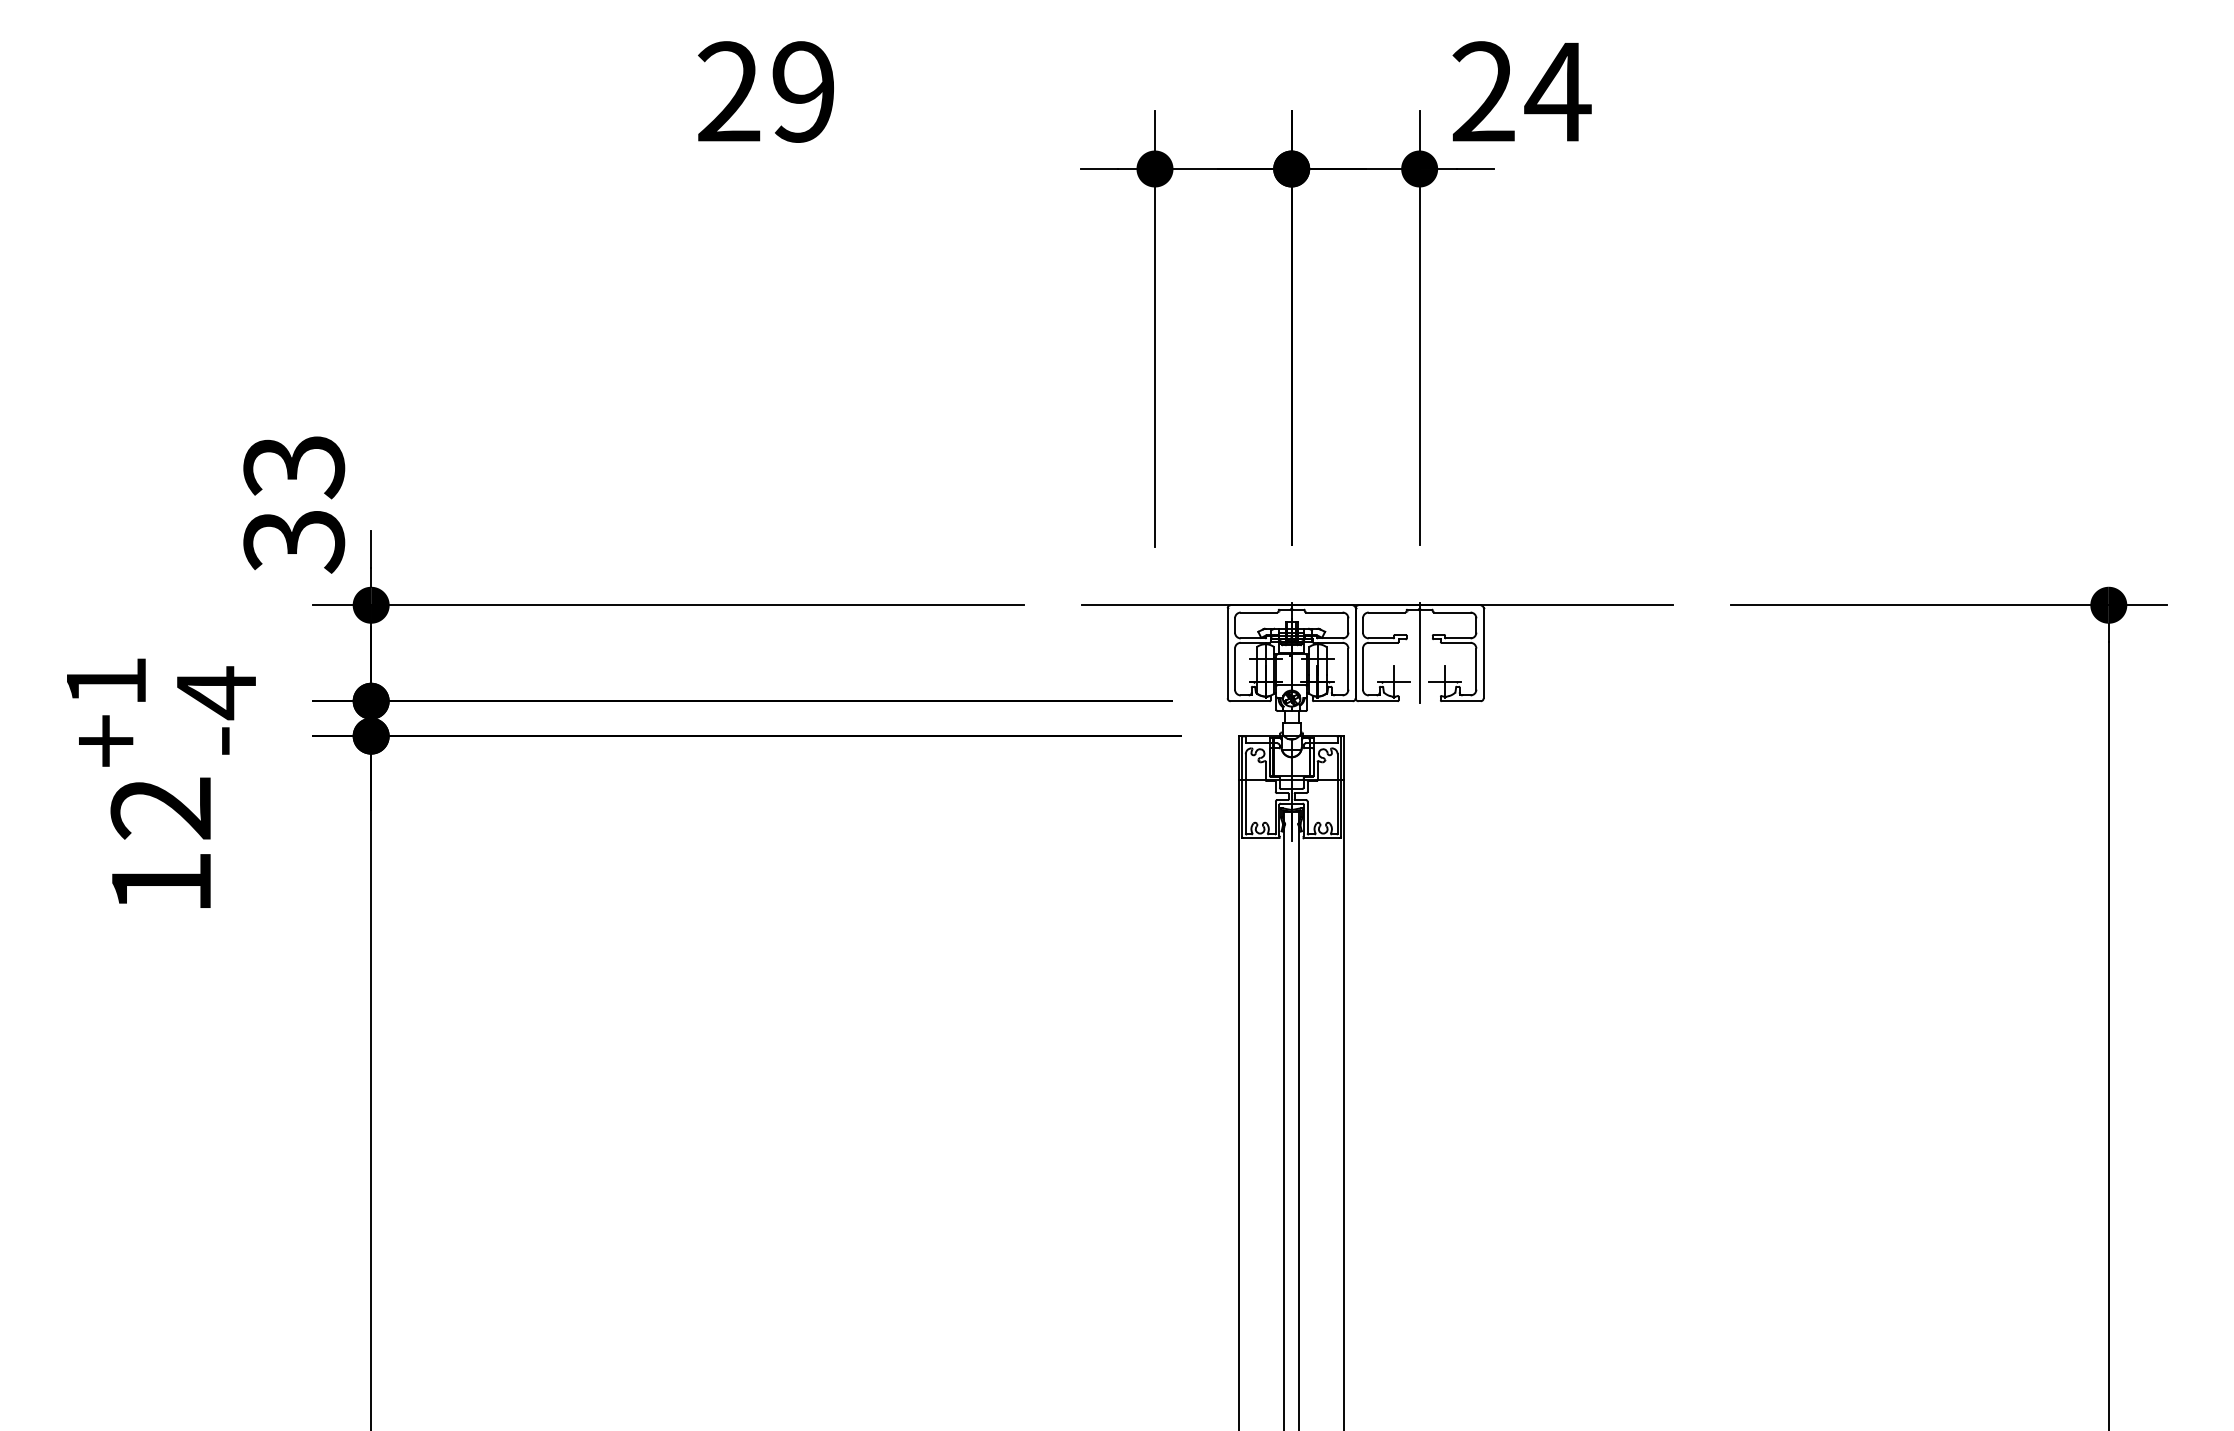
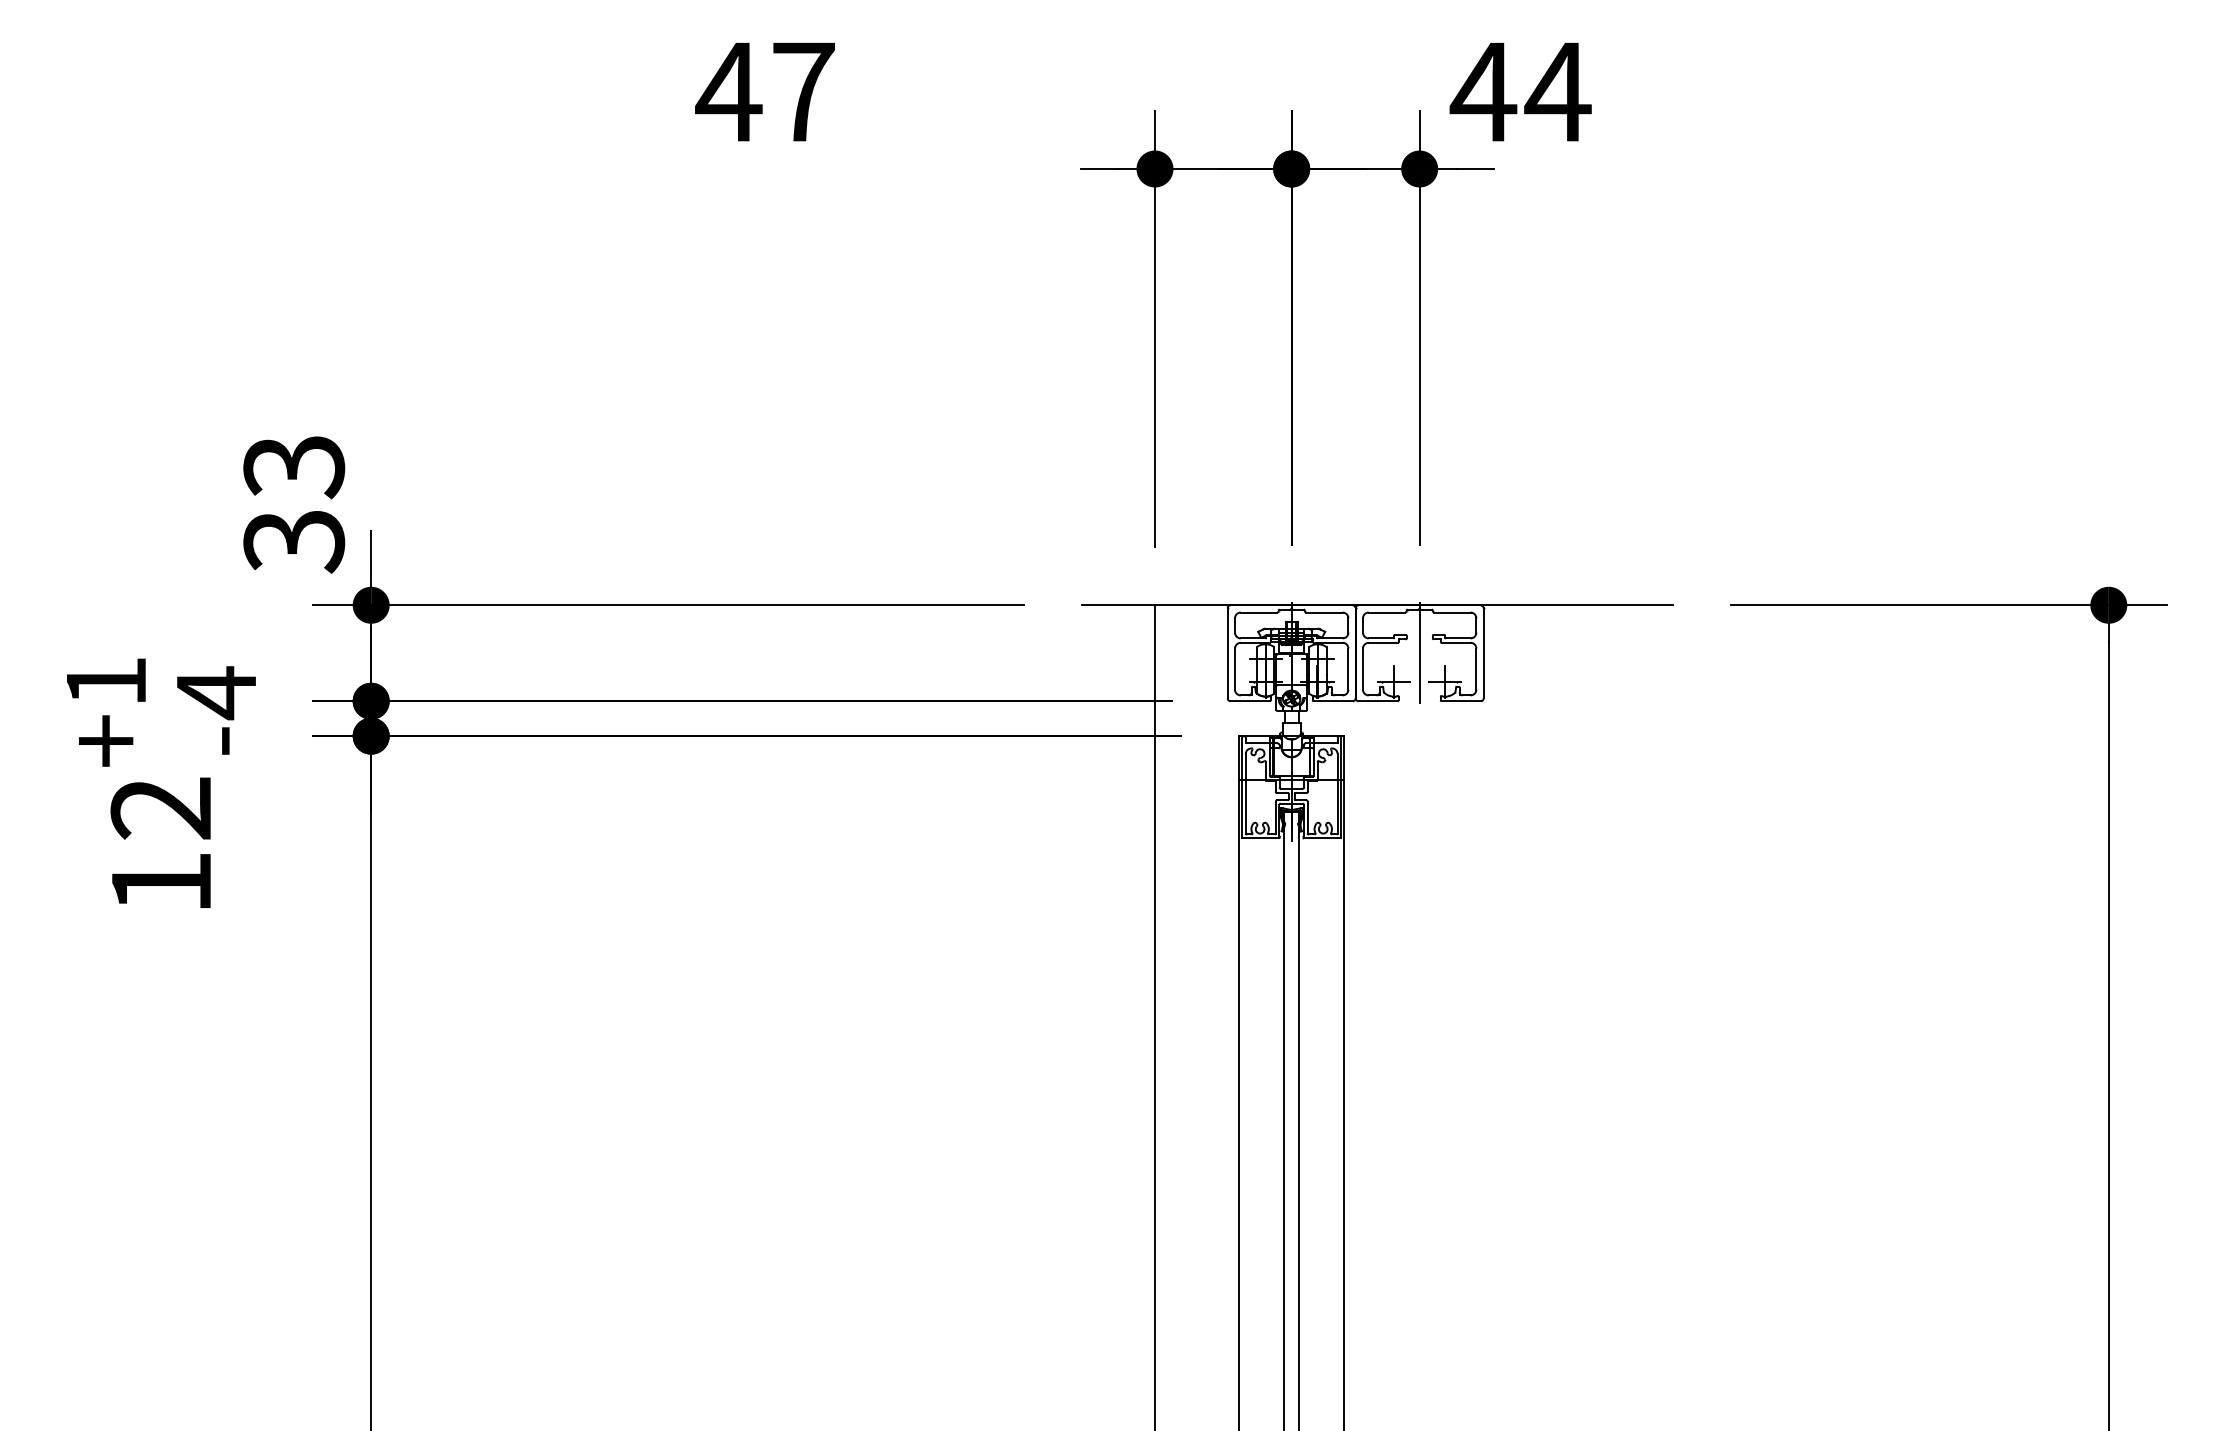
text: 29 -> 47 (764, 91)
text: 24 -> 44 (1483, 91)
line: none -> present (1155, 1016)
